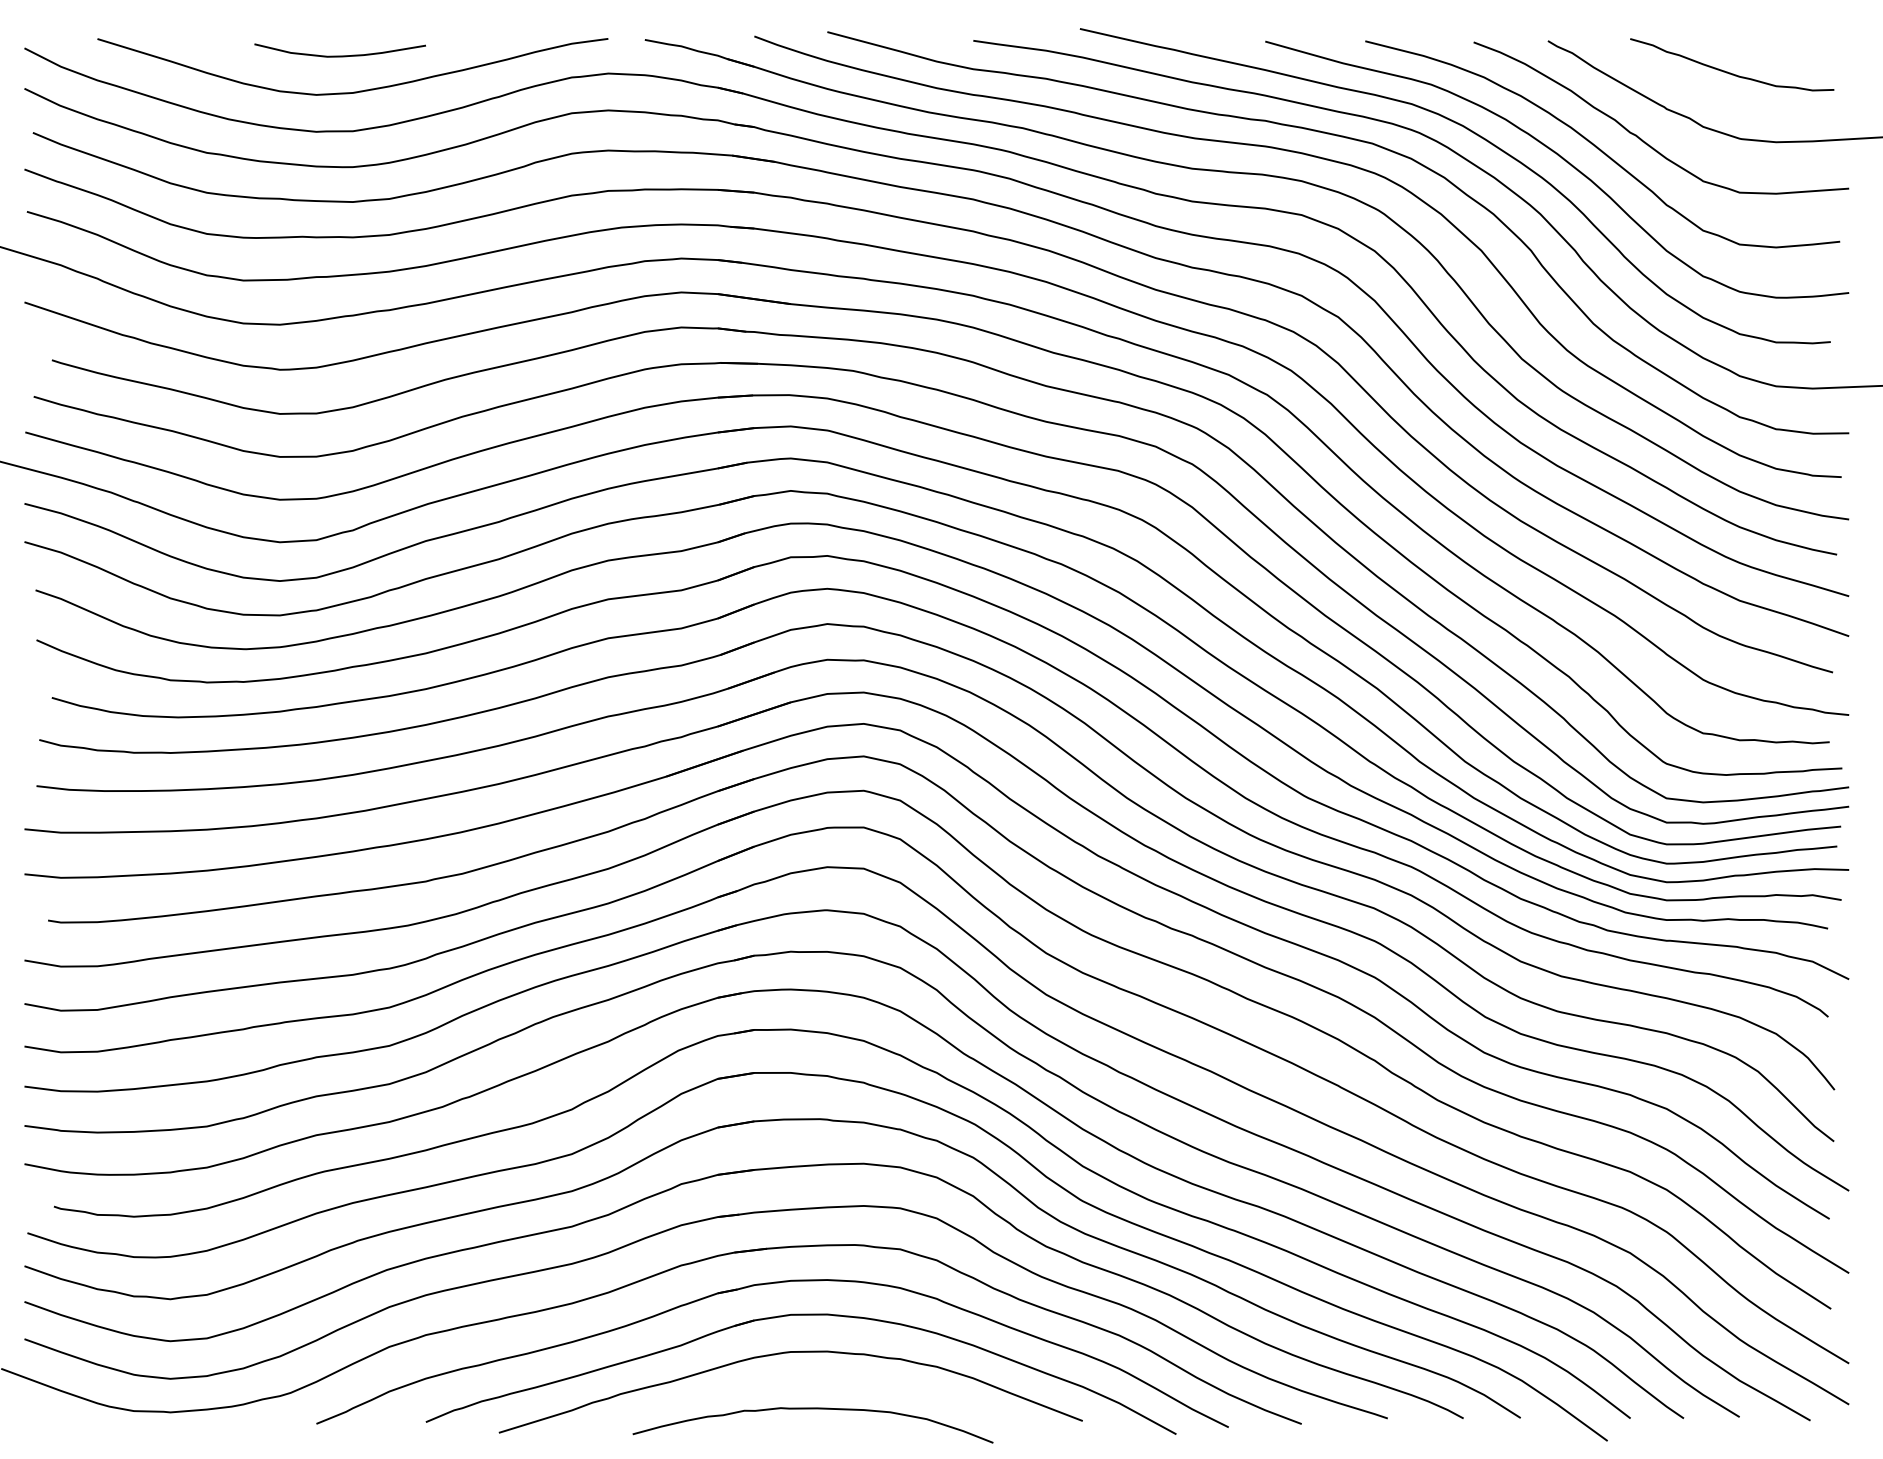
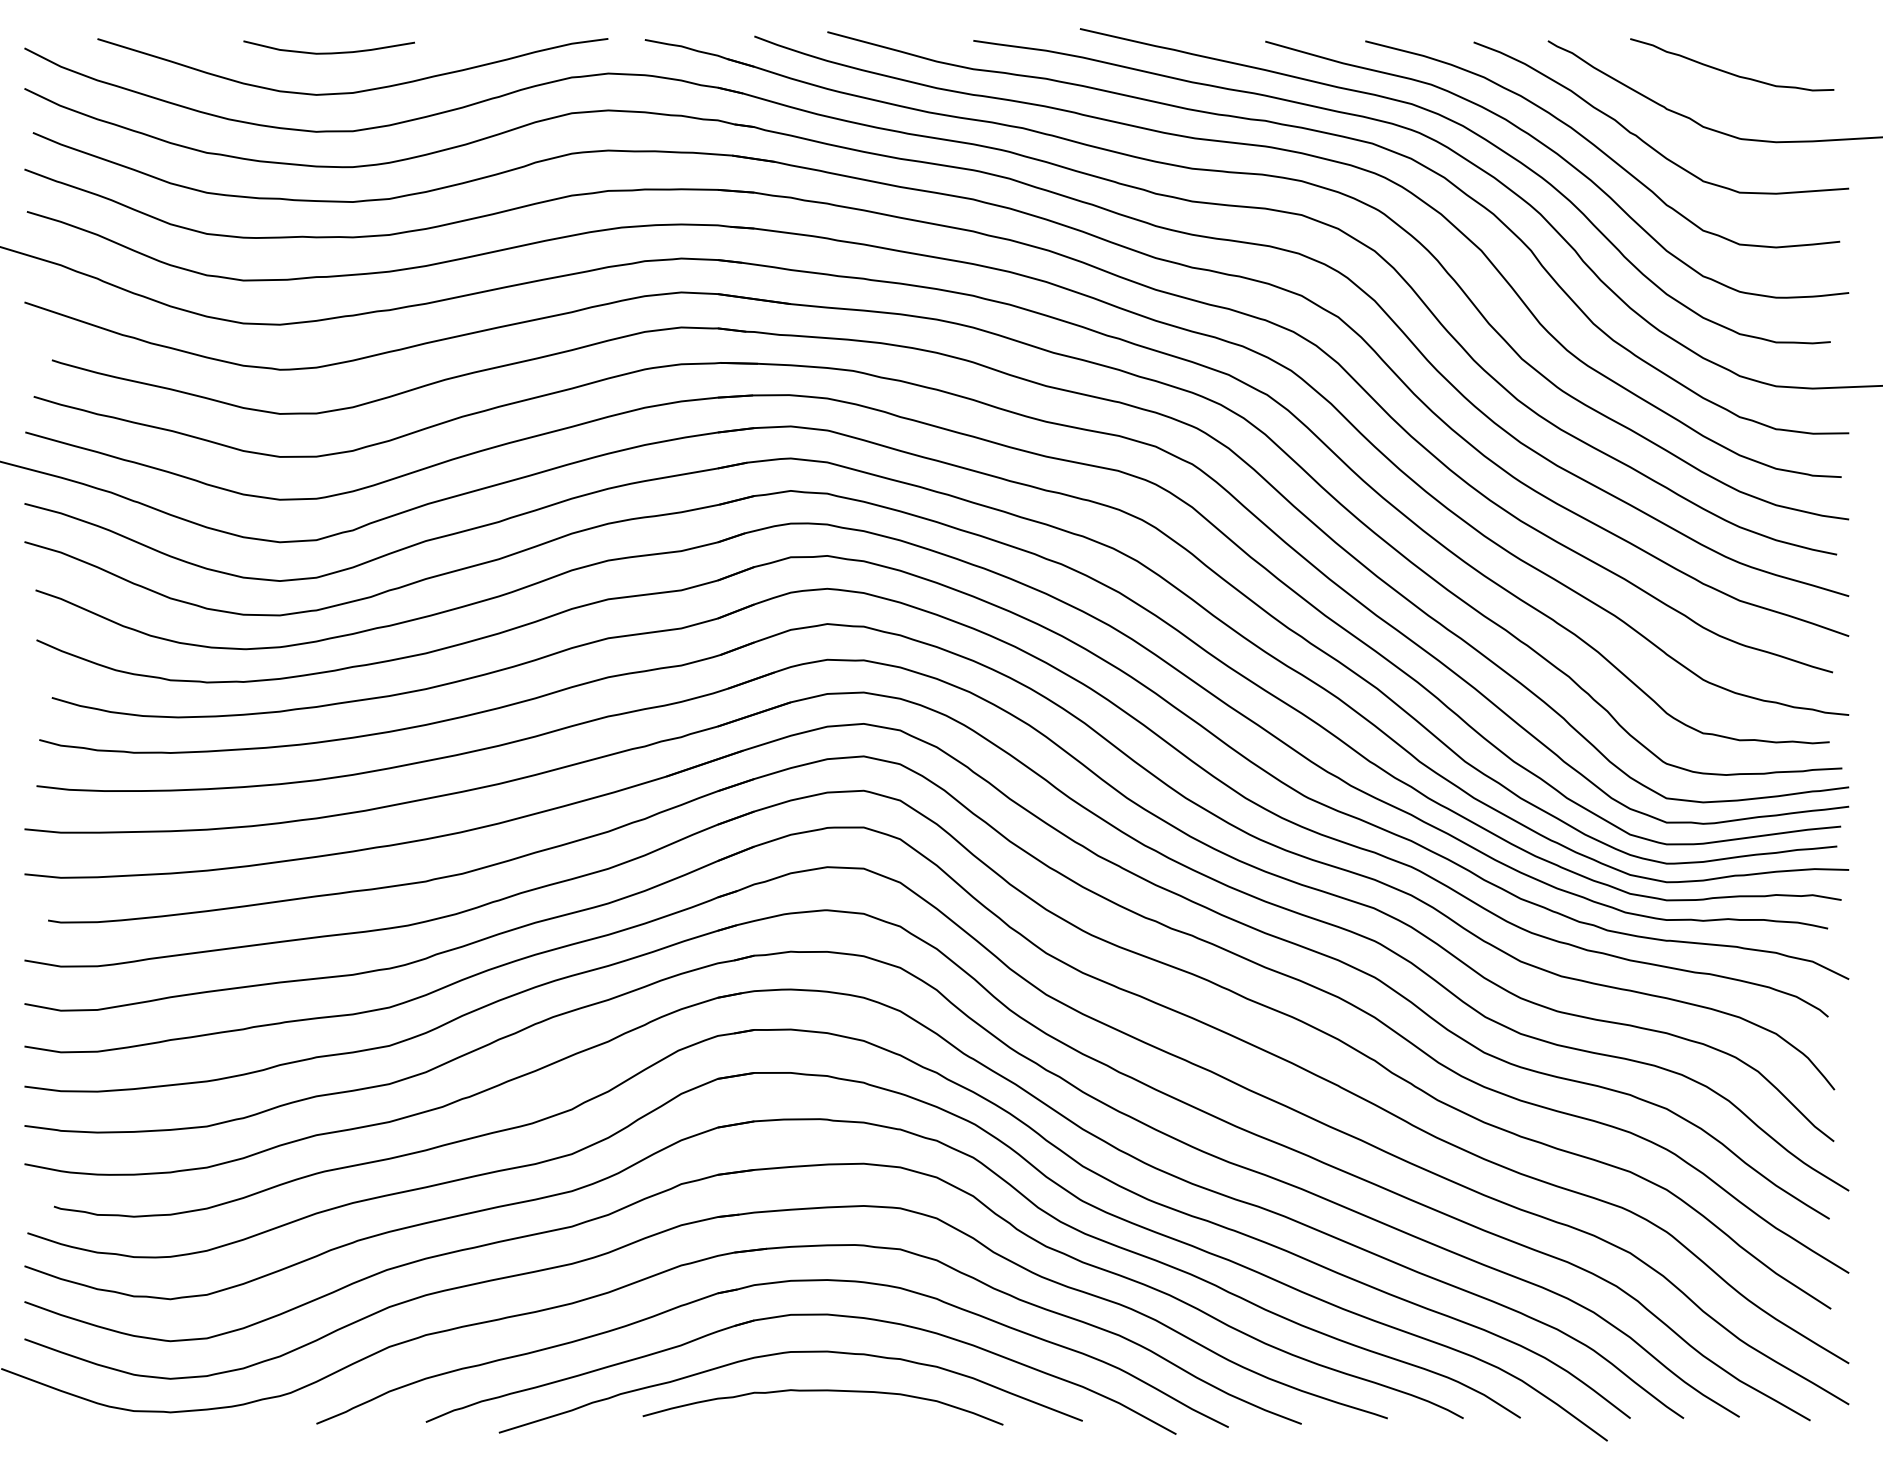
curve position: (339, 55) -> (328, 52) (328, 52)
curve position: (812, 1409) -> (822, 1391) (822, 1391)
